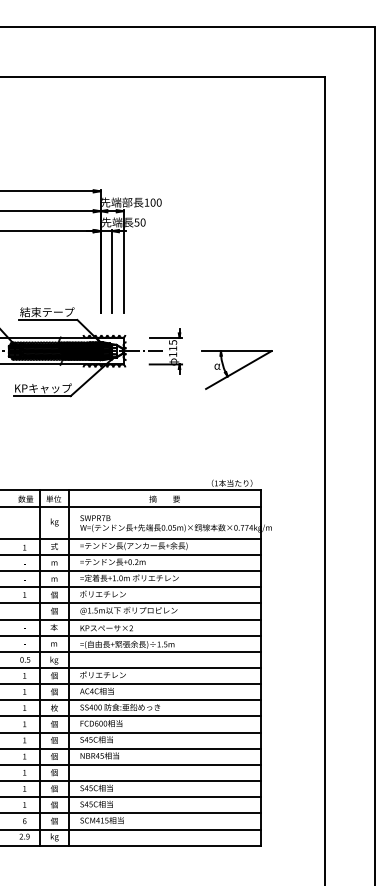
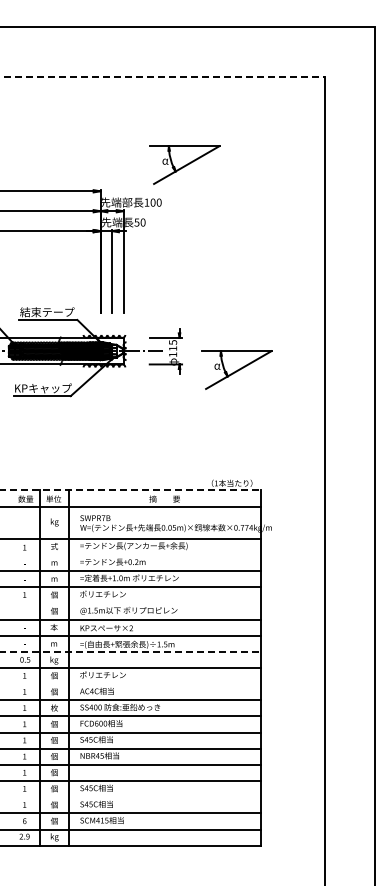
line: solid -> dashed (162, 77)
part: none -> present (184, 164)
line: solid -> dashed (131, 490)
line: present -> none (131, 554)
line: present -> none (131, 603)
line: solid -> dashed (131, 651)
line: present -> none (131, 684)
line: present -> none (131, 797)
